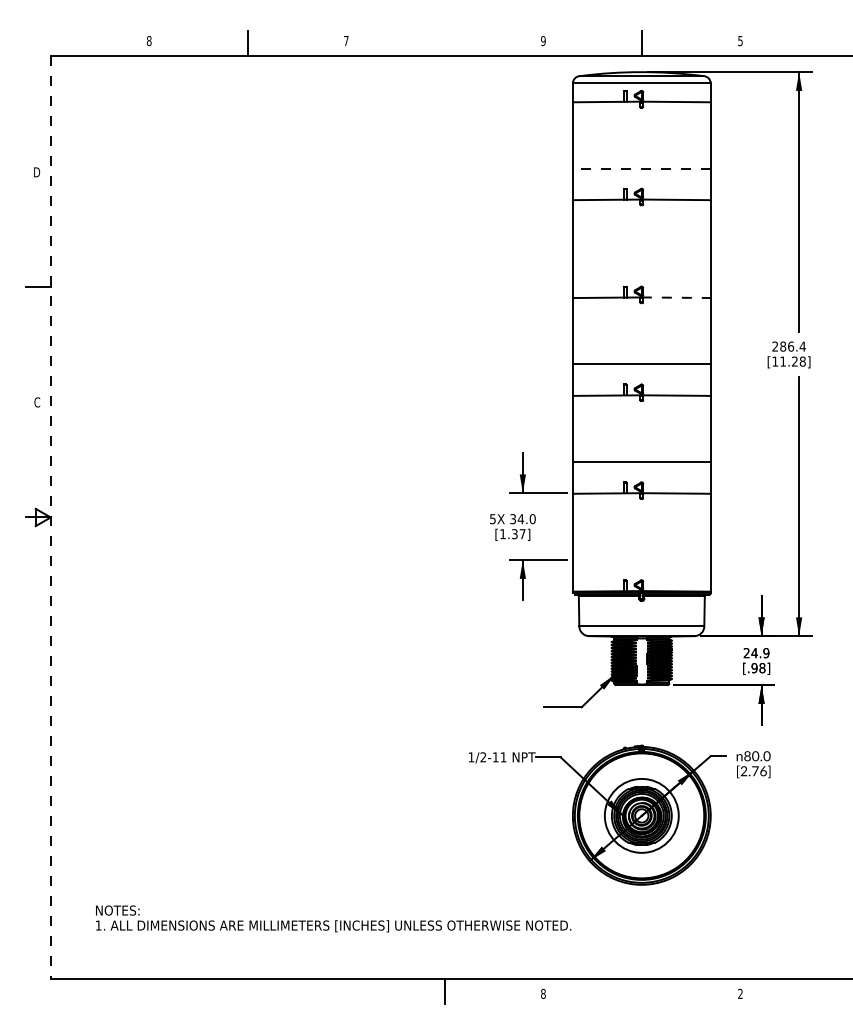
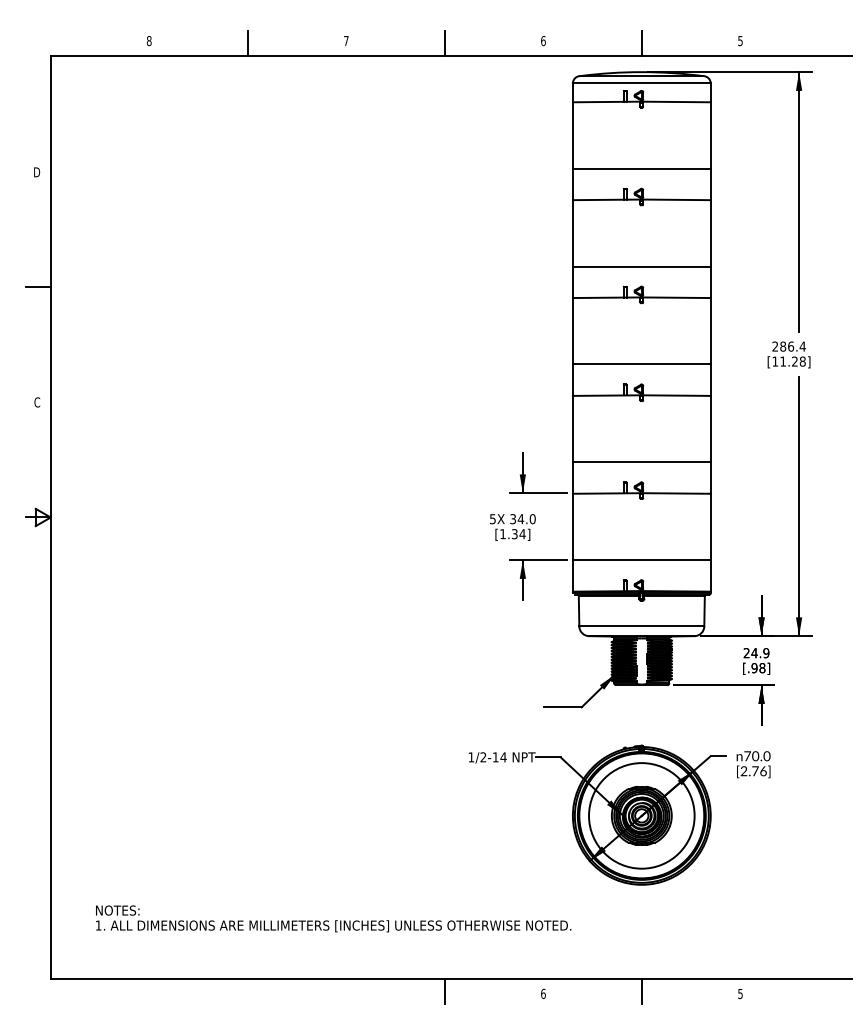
text: 9 -> 6 (543, 41)
line: none -> present (444, 43)
line: dashed -> solid (641, 168)
line: none -> present (641, 266)
line: dashed -> solid (676, 297)
line: dashed -> solid (50, 517)
text: [1.37] -> [1.34] (522, 534)
line: none -> present (641, 560)
text: 80.0 -> 70.0 (747, 756)
text: 1/2-11 -> 1/2-14 (503, 757)
circle diameter: 74 px -> 106 px (641, 815)
line: none -> present (641, 990)
text: 8 -> 6 (543, 993)
text: 2 -> 5 (740, 993)
